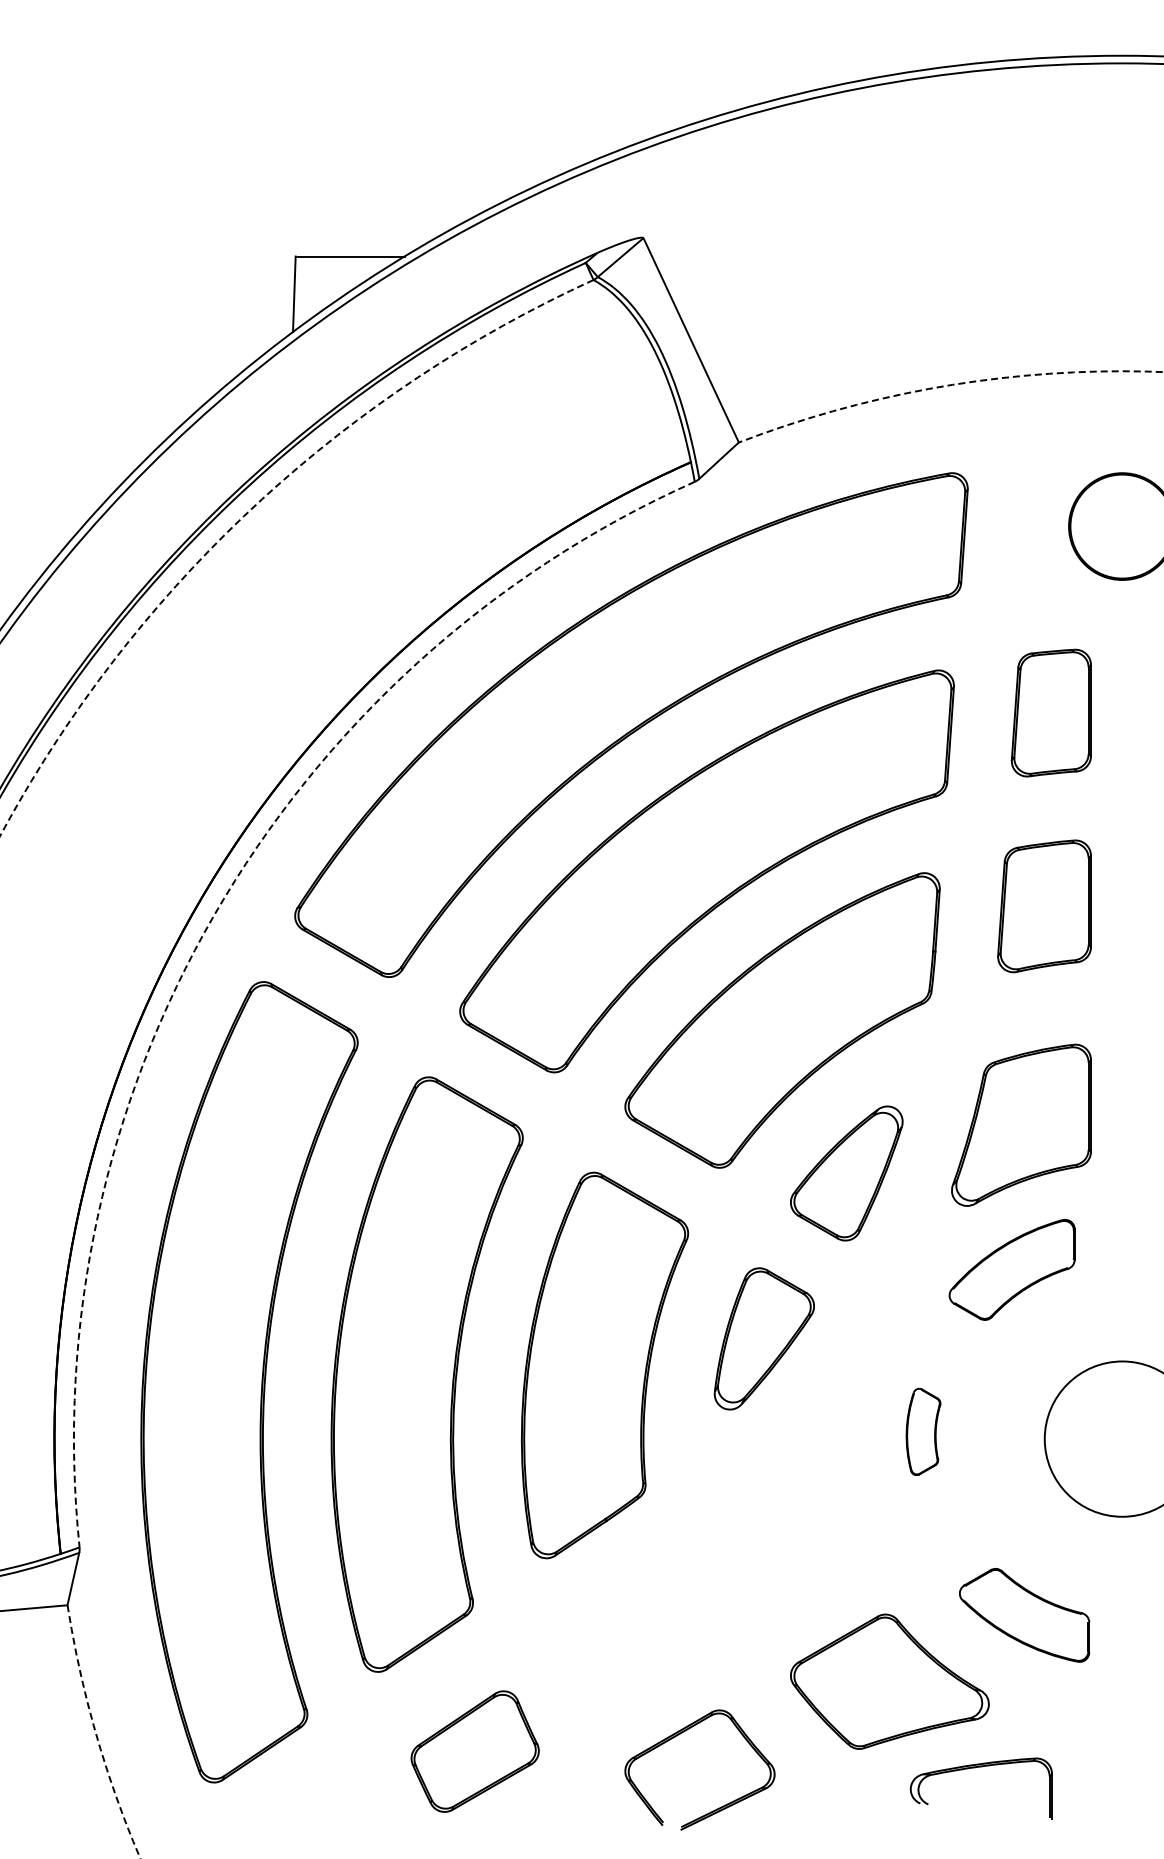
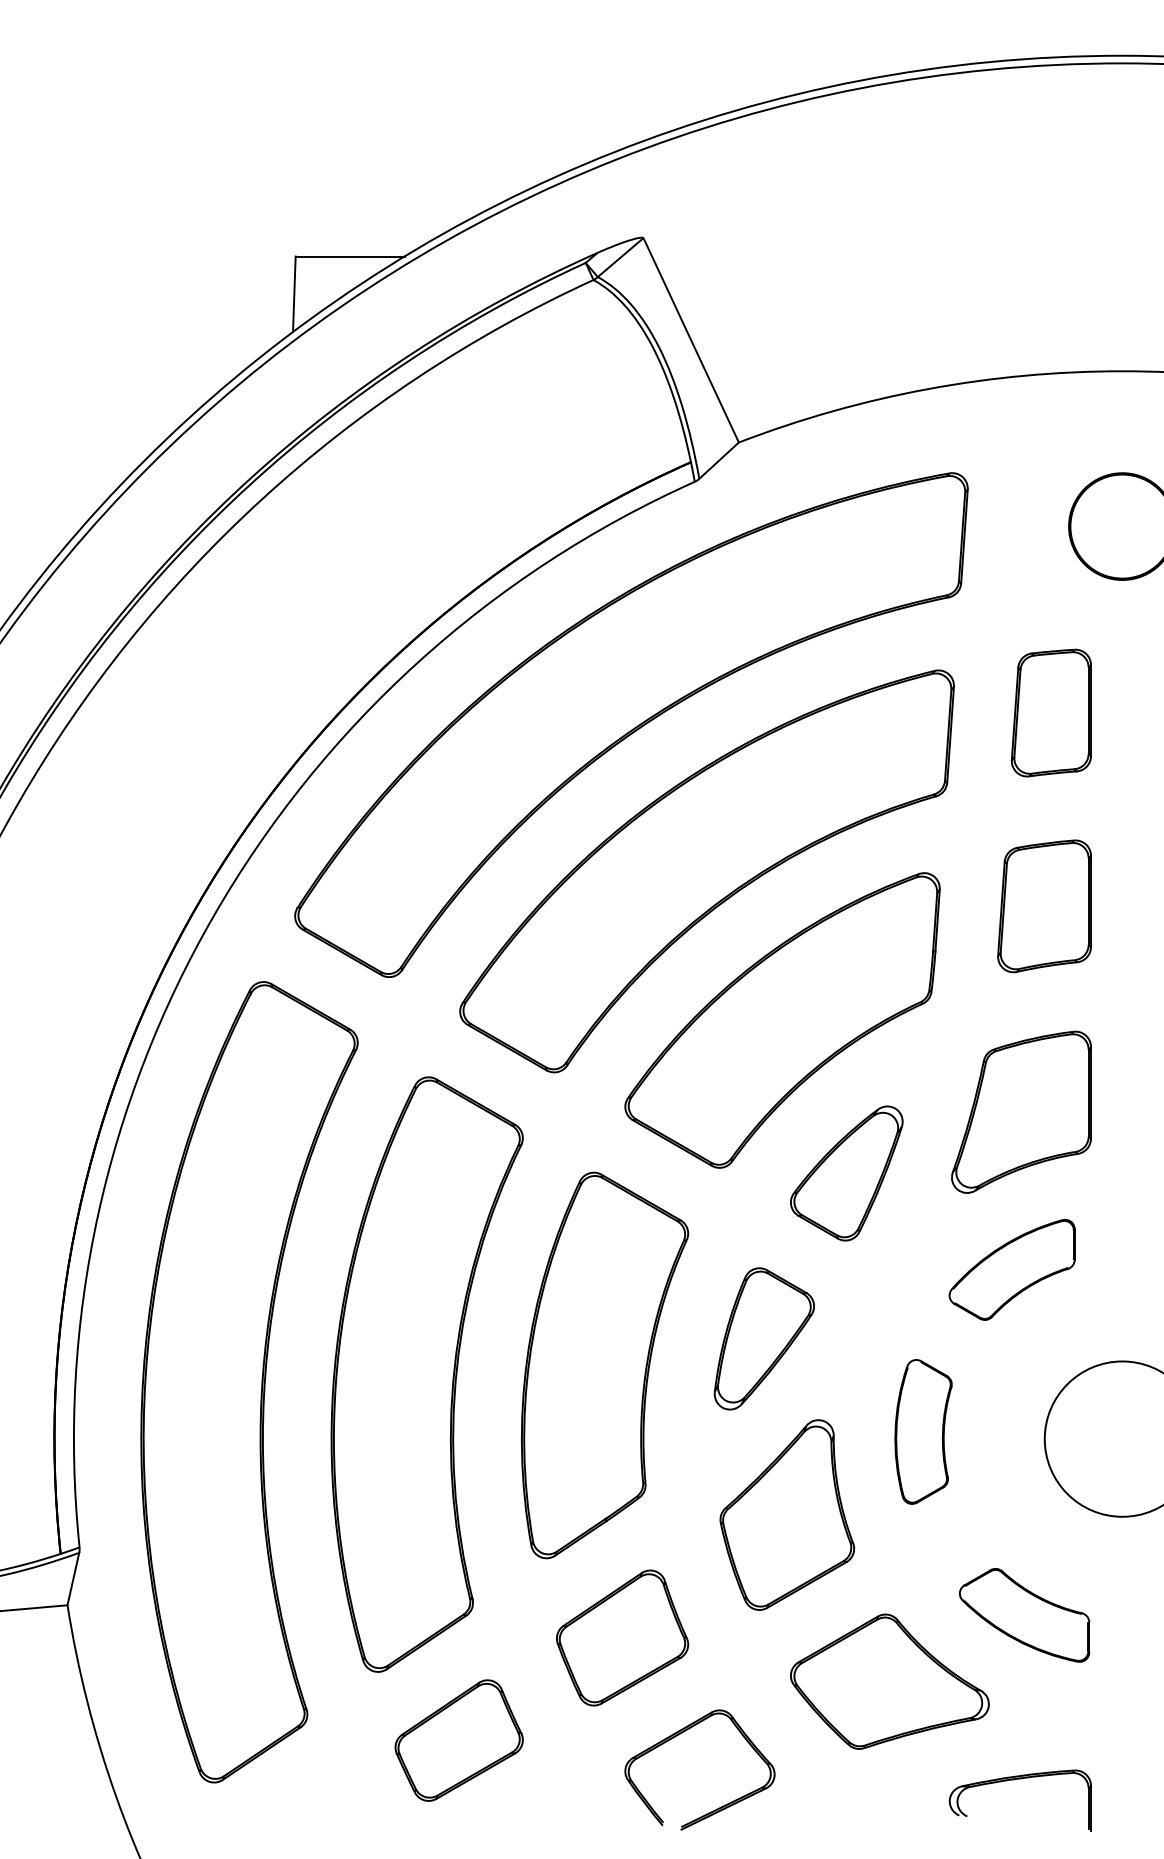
arc: dashed -> solid (948, 385)
arc: dashed -> solid (249, 511)
arc: dashed -> solid (214, 914)
part position: (1021, 1124) -> (1021, 1111) (1021, 1111)
part size: 37x89 px -> 59x146 px (923, 1431)
part: none -> present (787, 1514)
part: none -> present (622, 1637)
arc: dashed -> solid (96, 1735)
part position: (474, 1751) -> (458, 1740) (458, 1740)
part position: (975, 1768) -> (1014, 1780) (1014, 1780)
